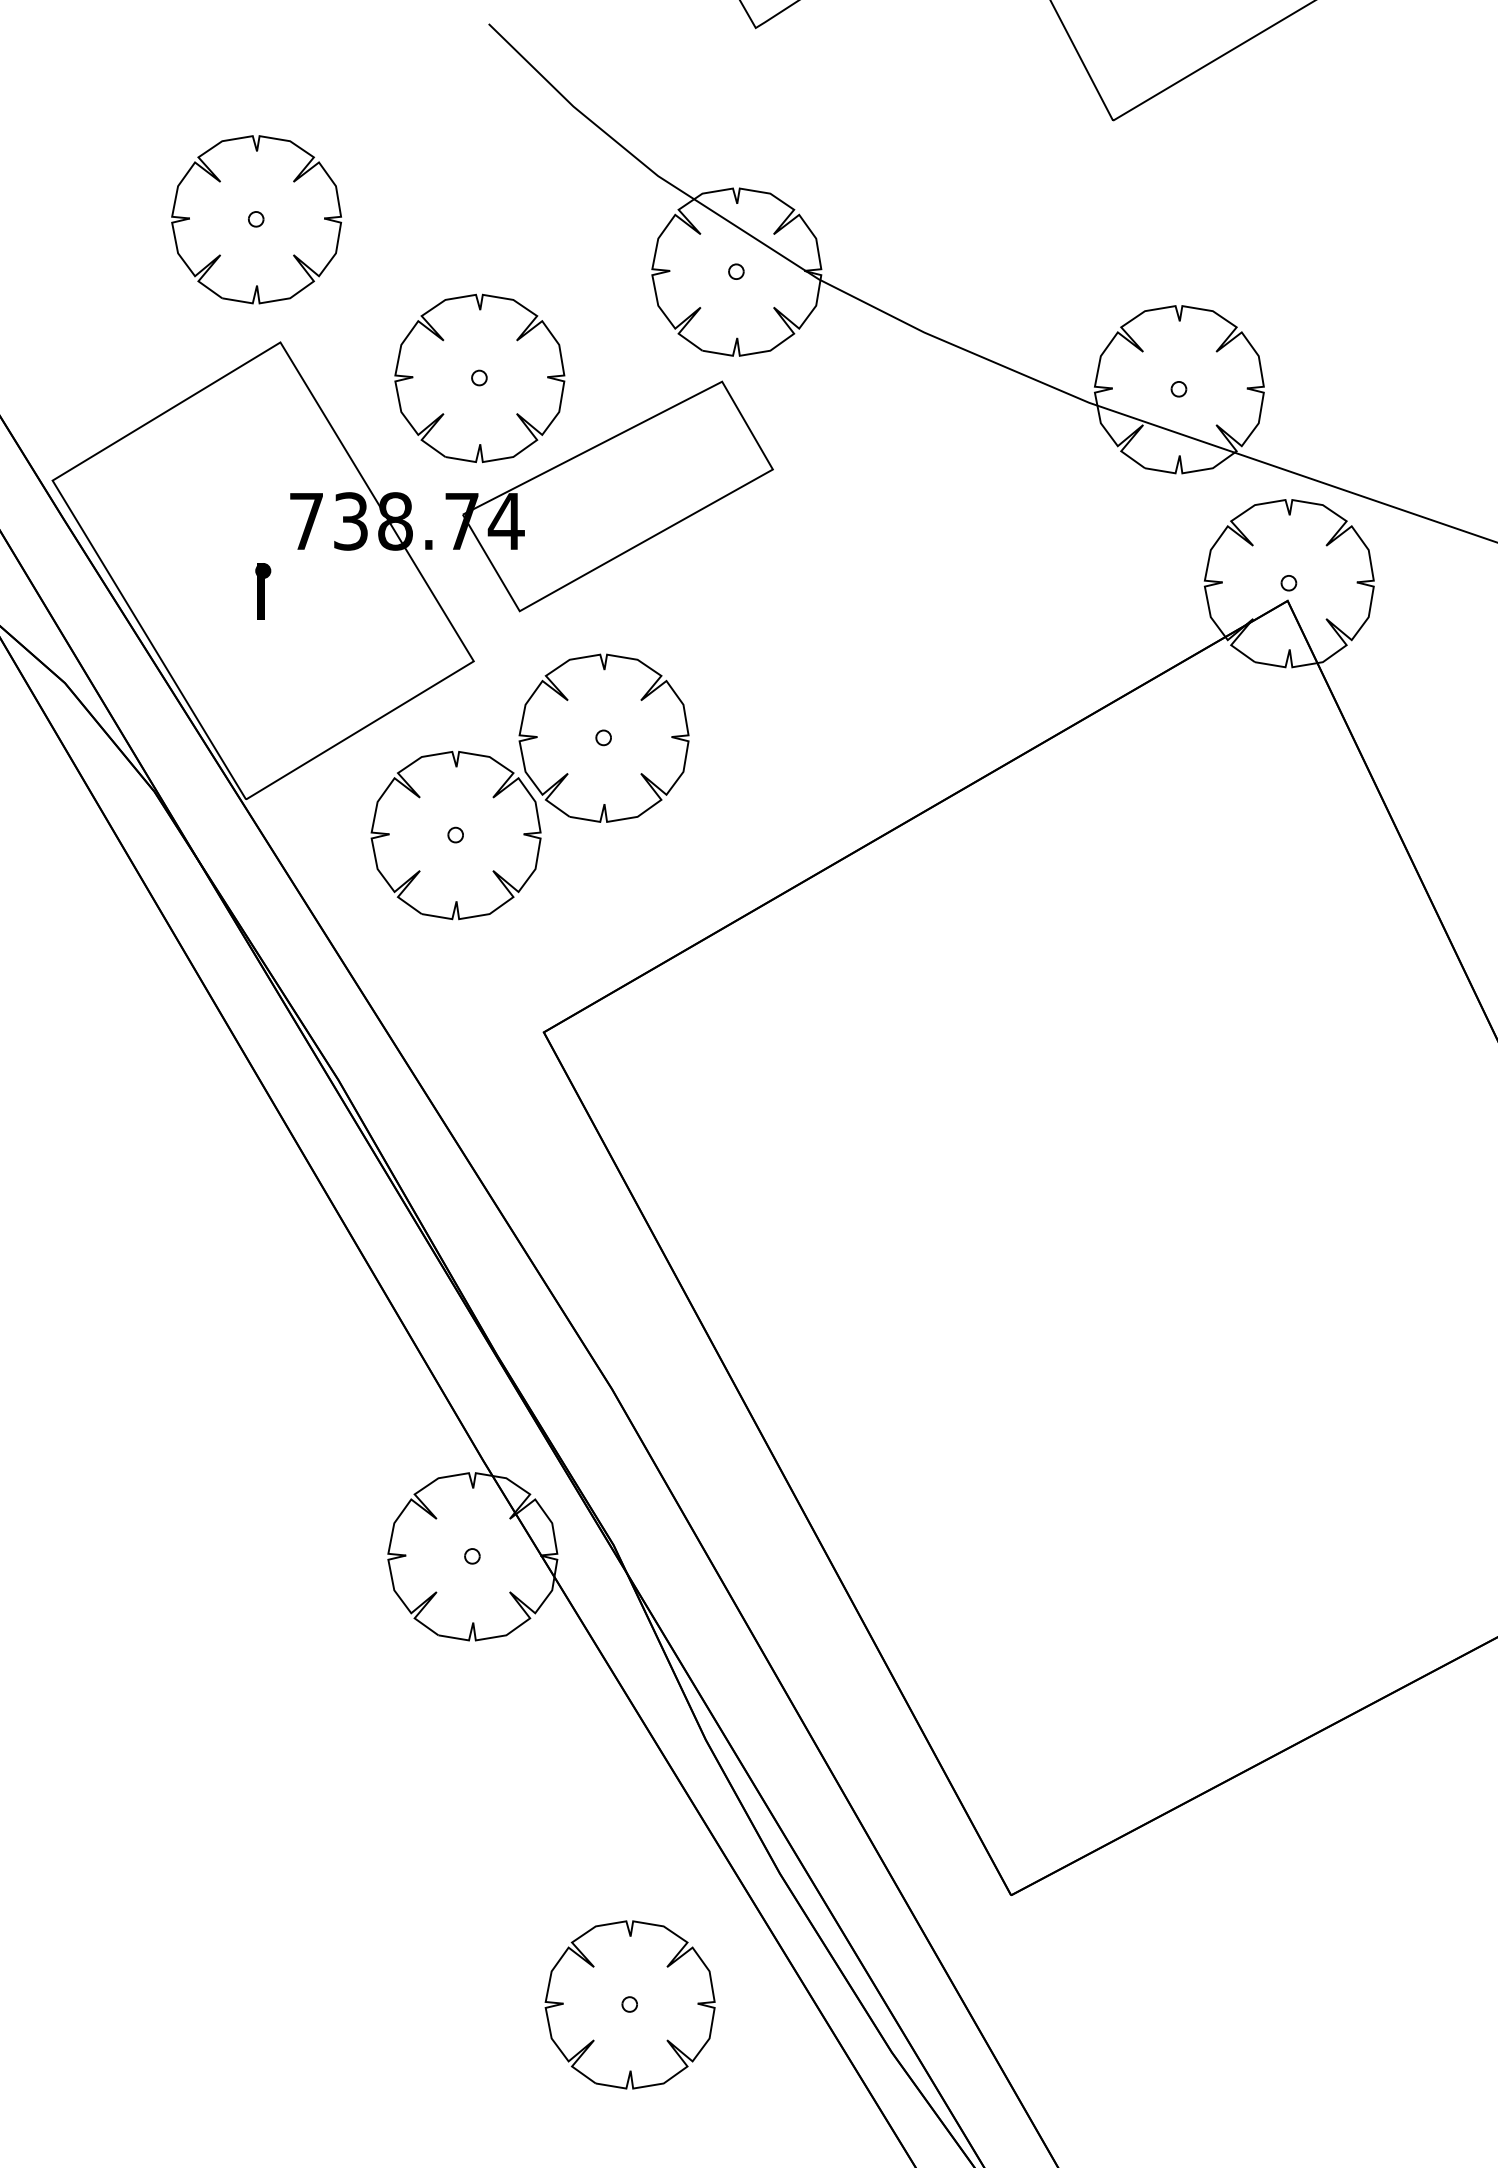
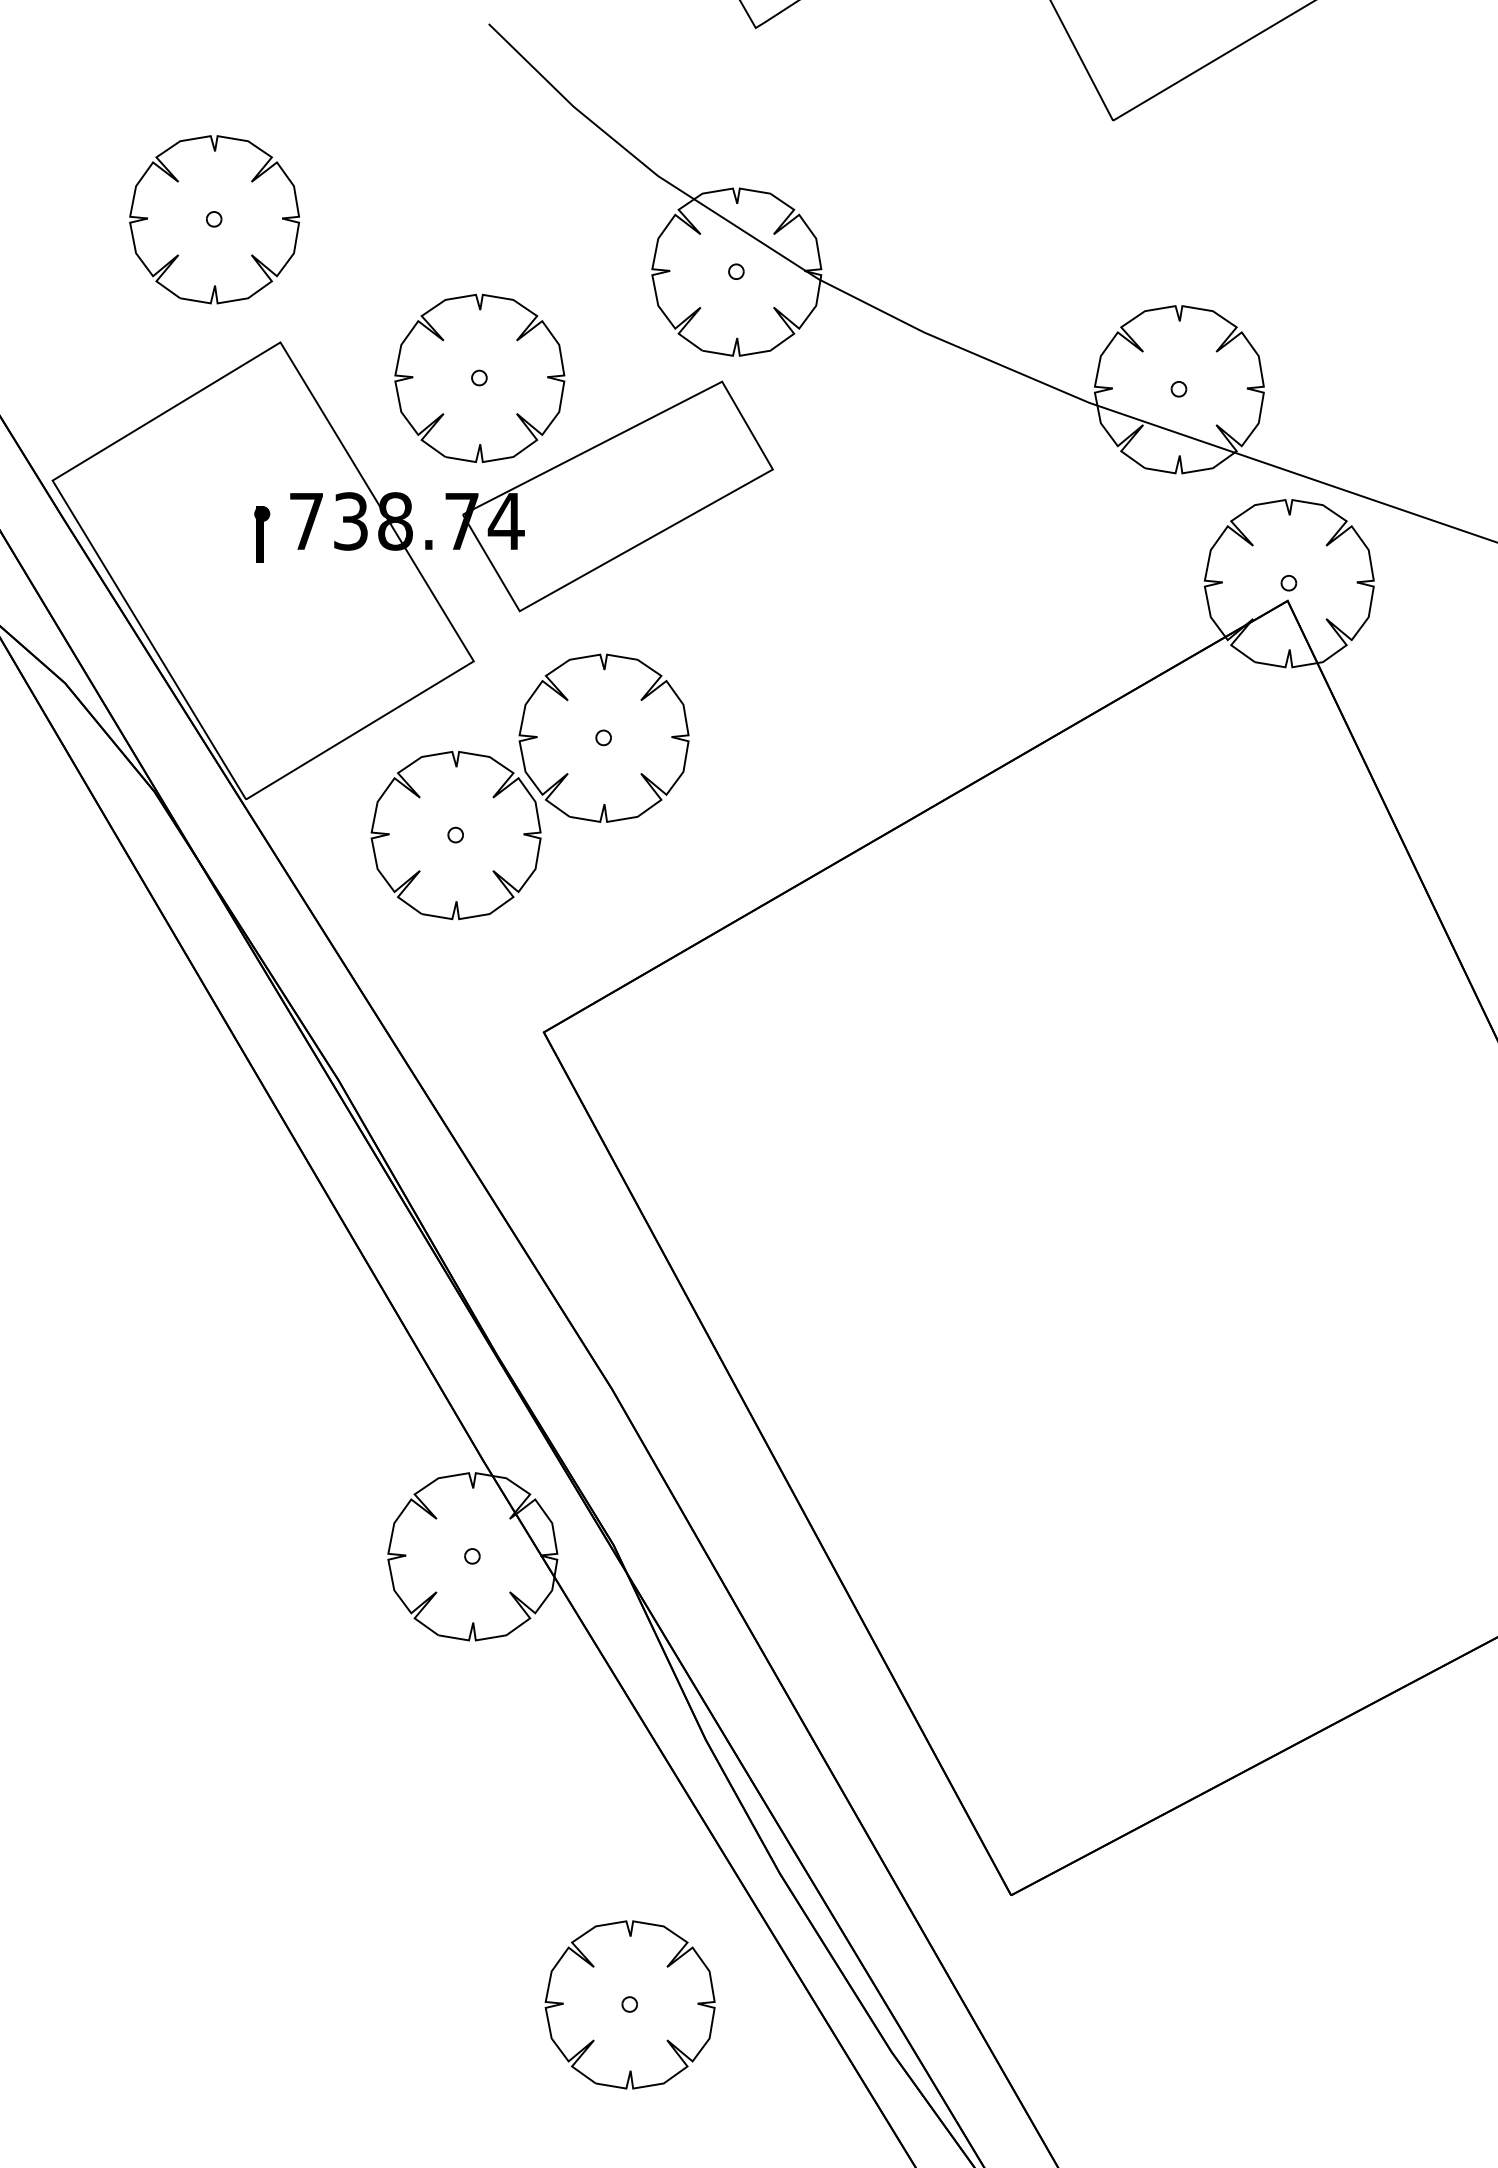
part position: (256, 219) -> (214, 219) (214, 219)
part position: (263, 591) -> (262, 534) (262, 534)
